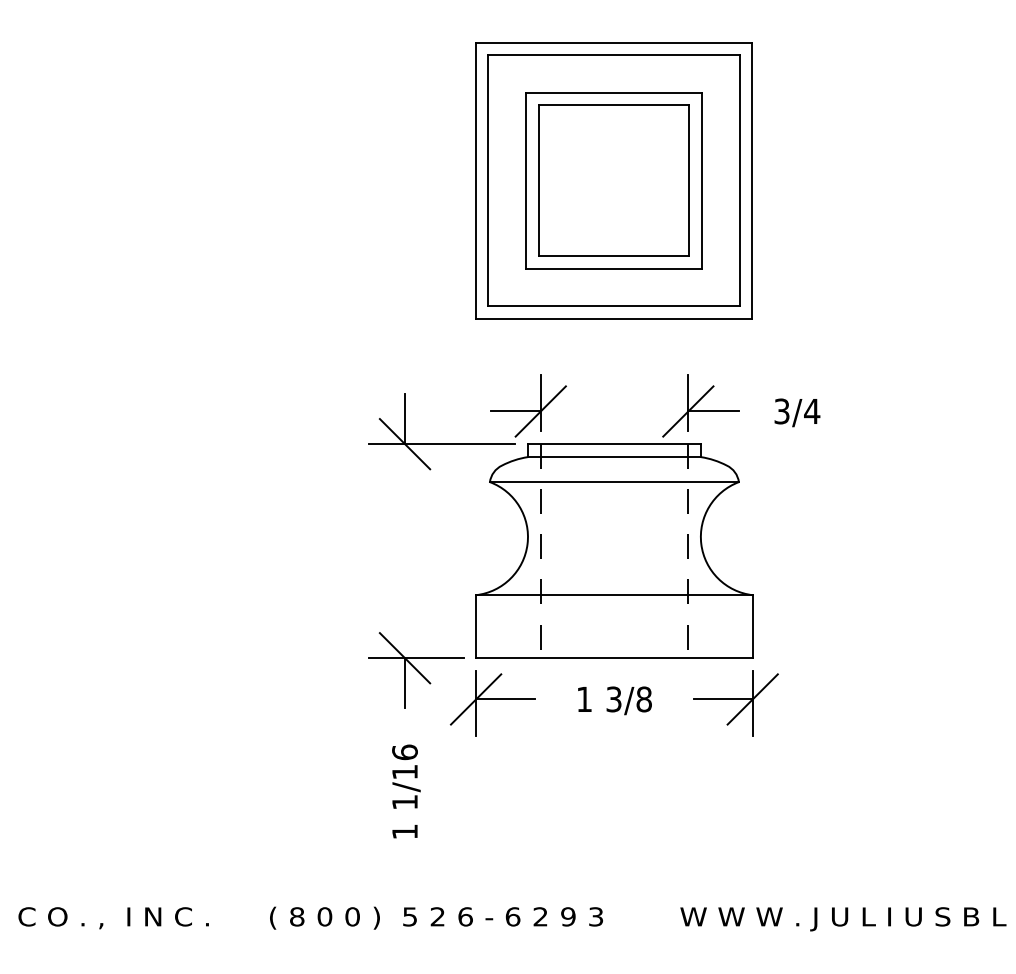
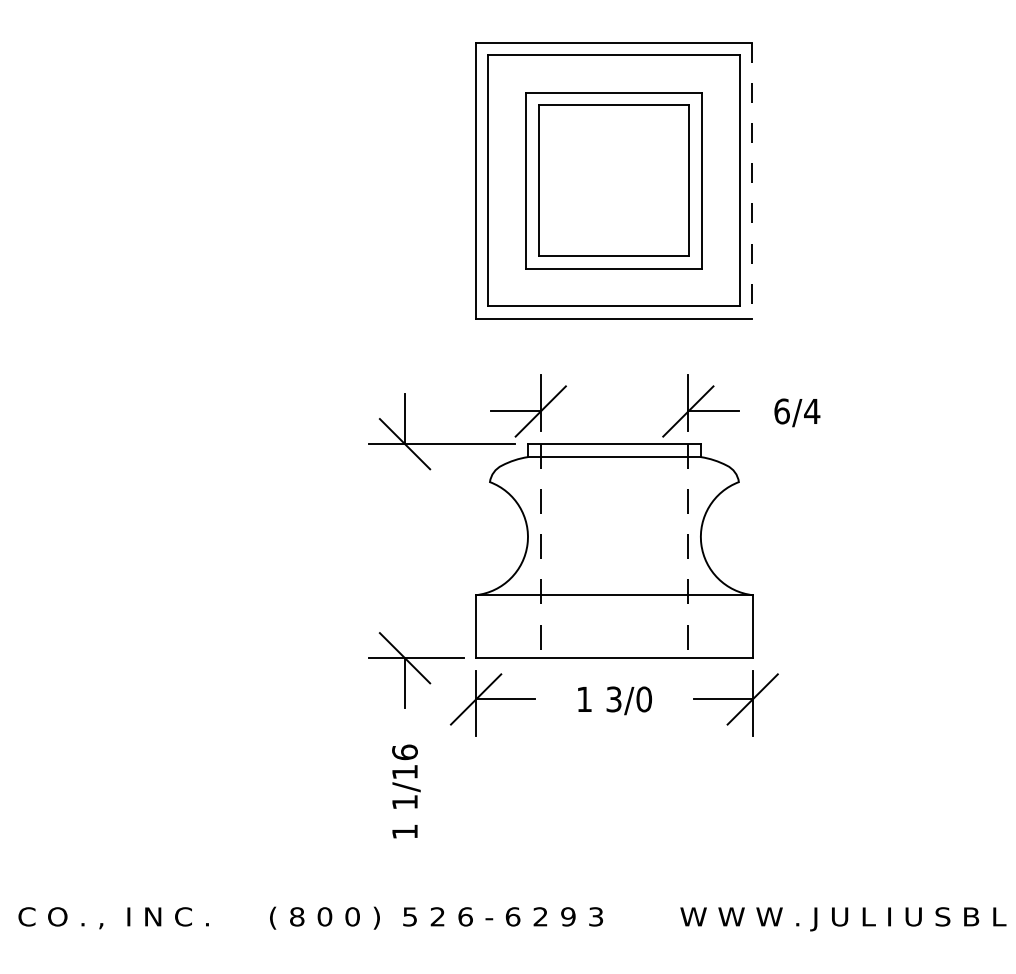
line: solid -> dashed (752, 181)
text: 3/4 -> 6/4 (781, 411)
line: present -> none (613, 482)
text: 3/8 -> 3/0 (644, 699)
